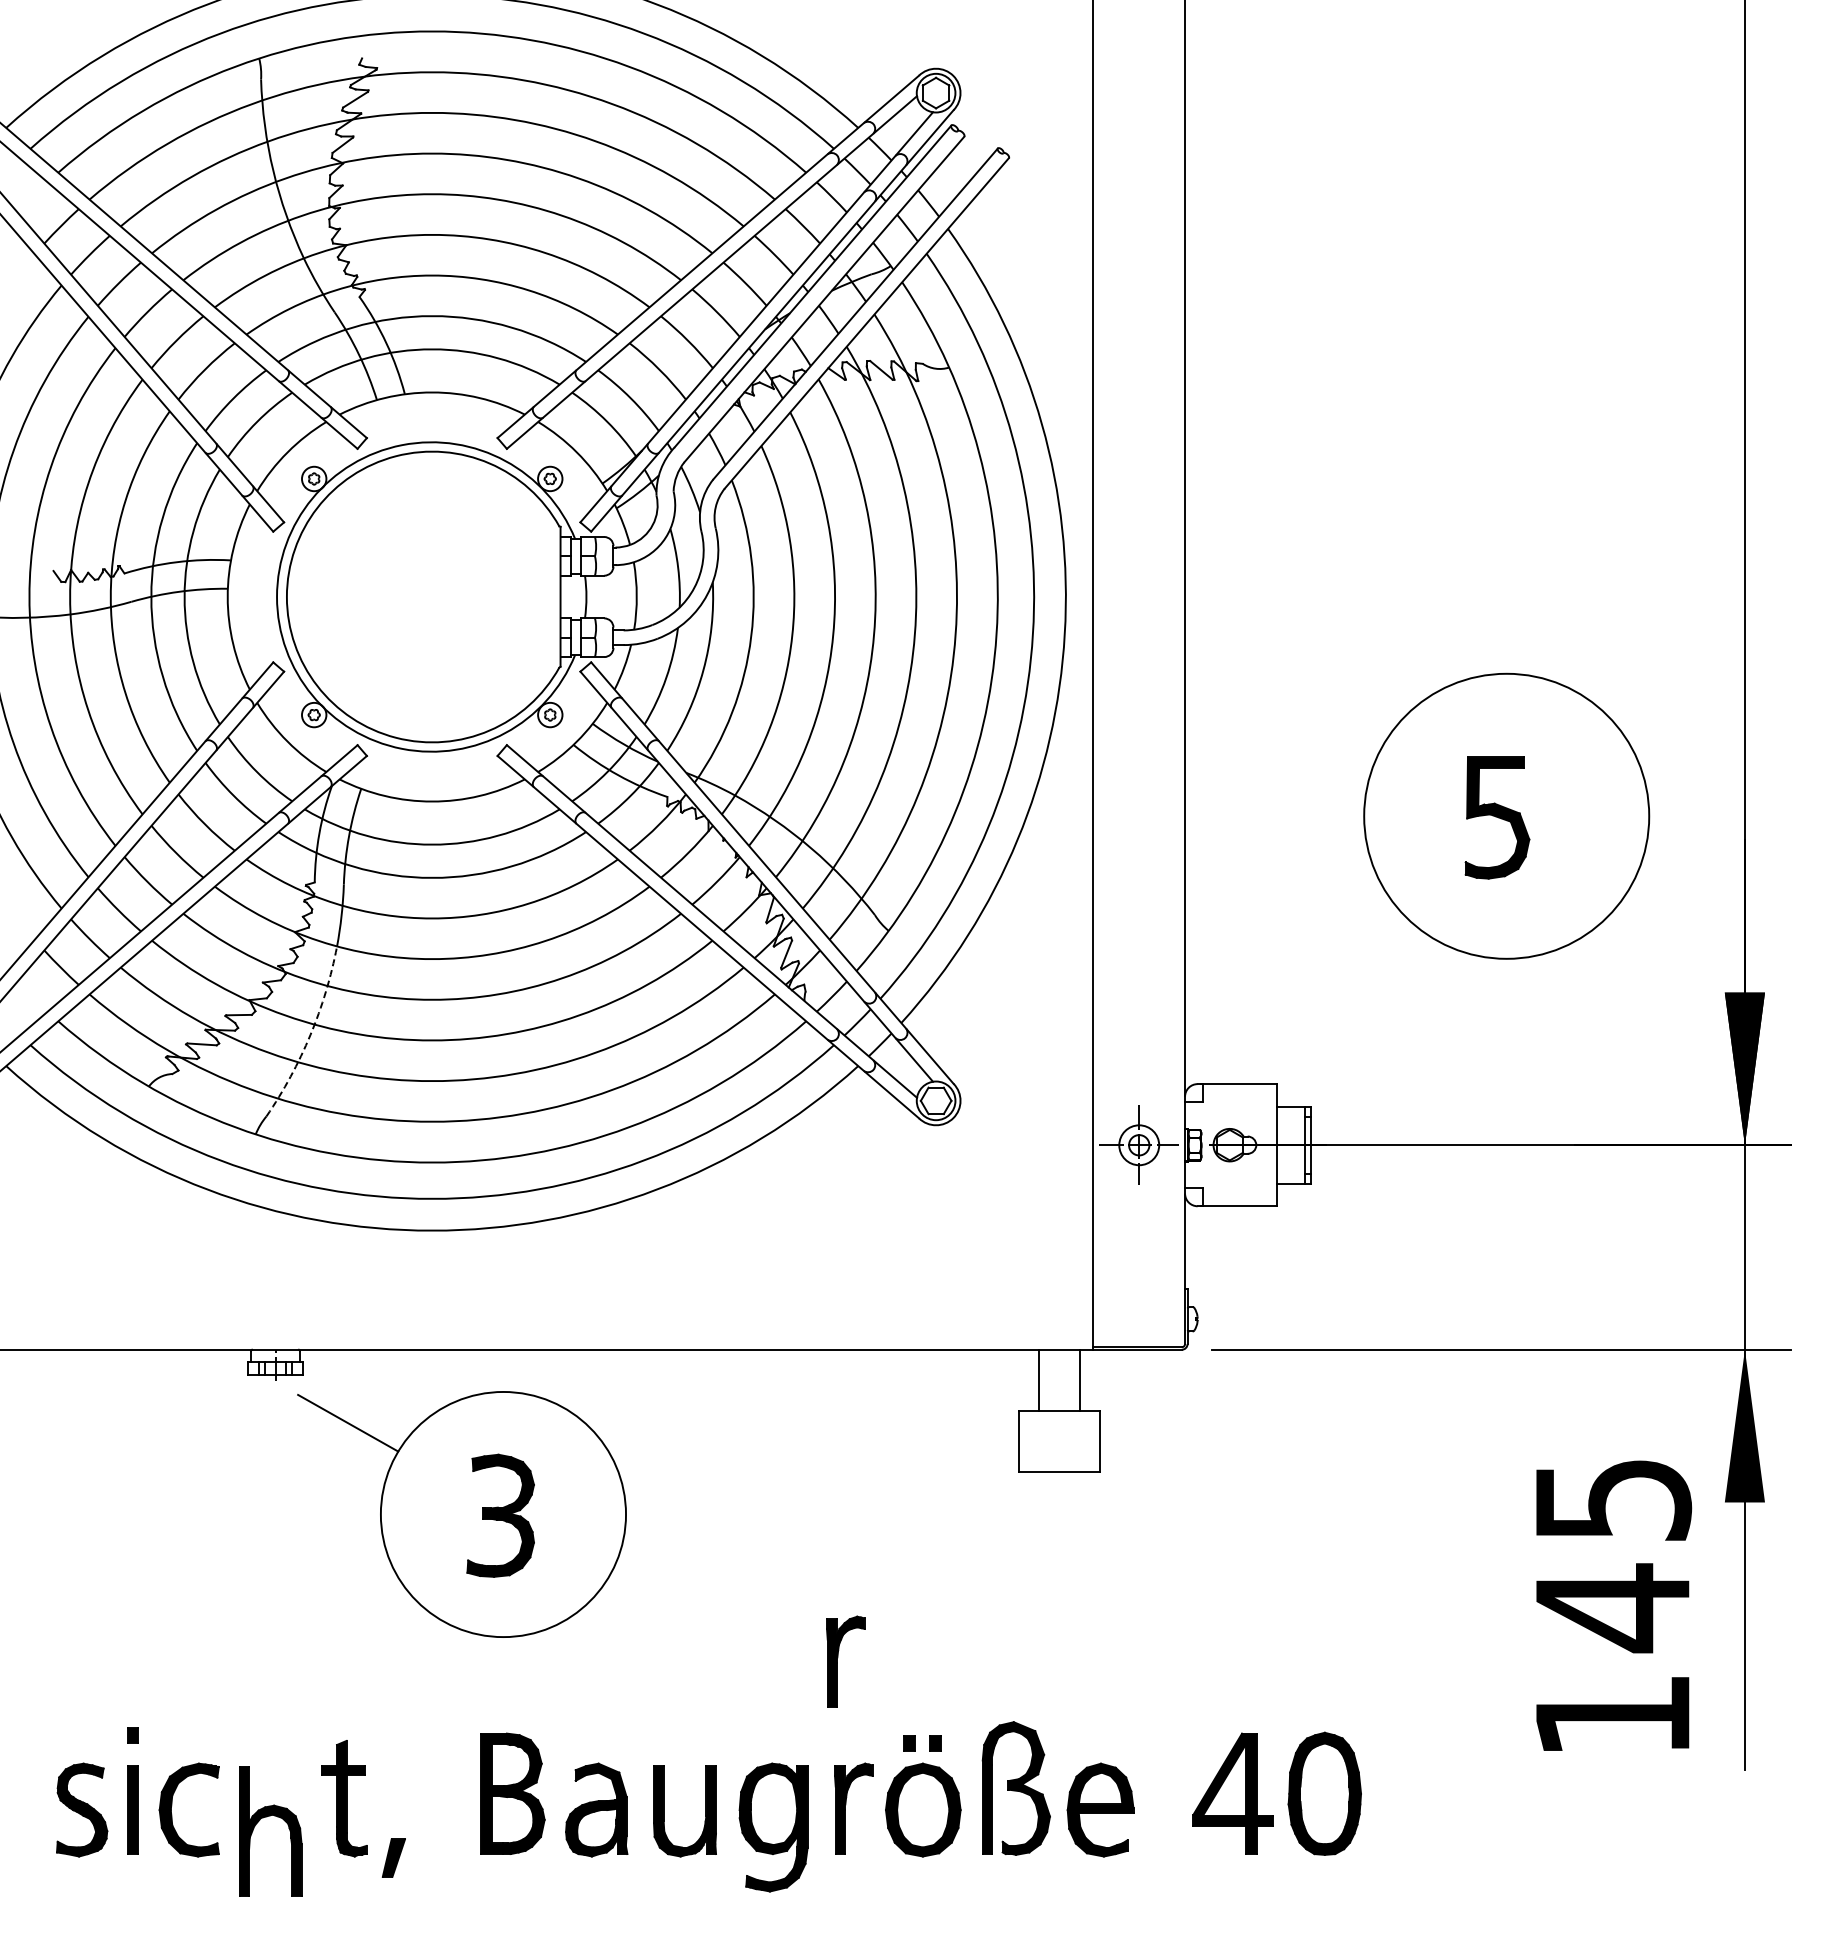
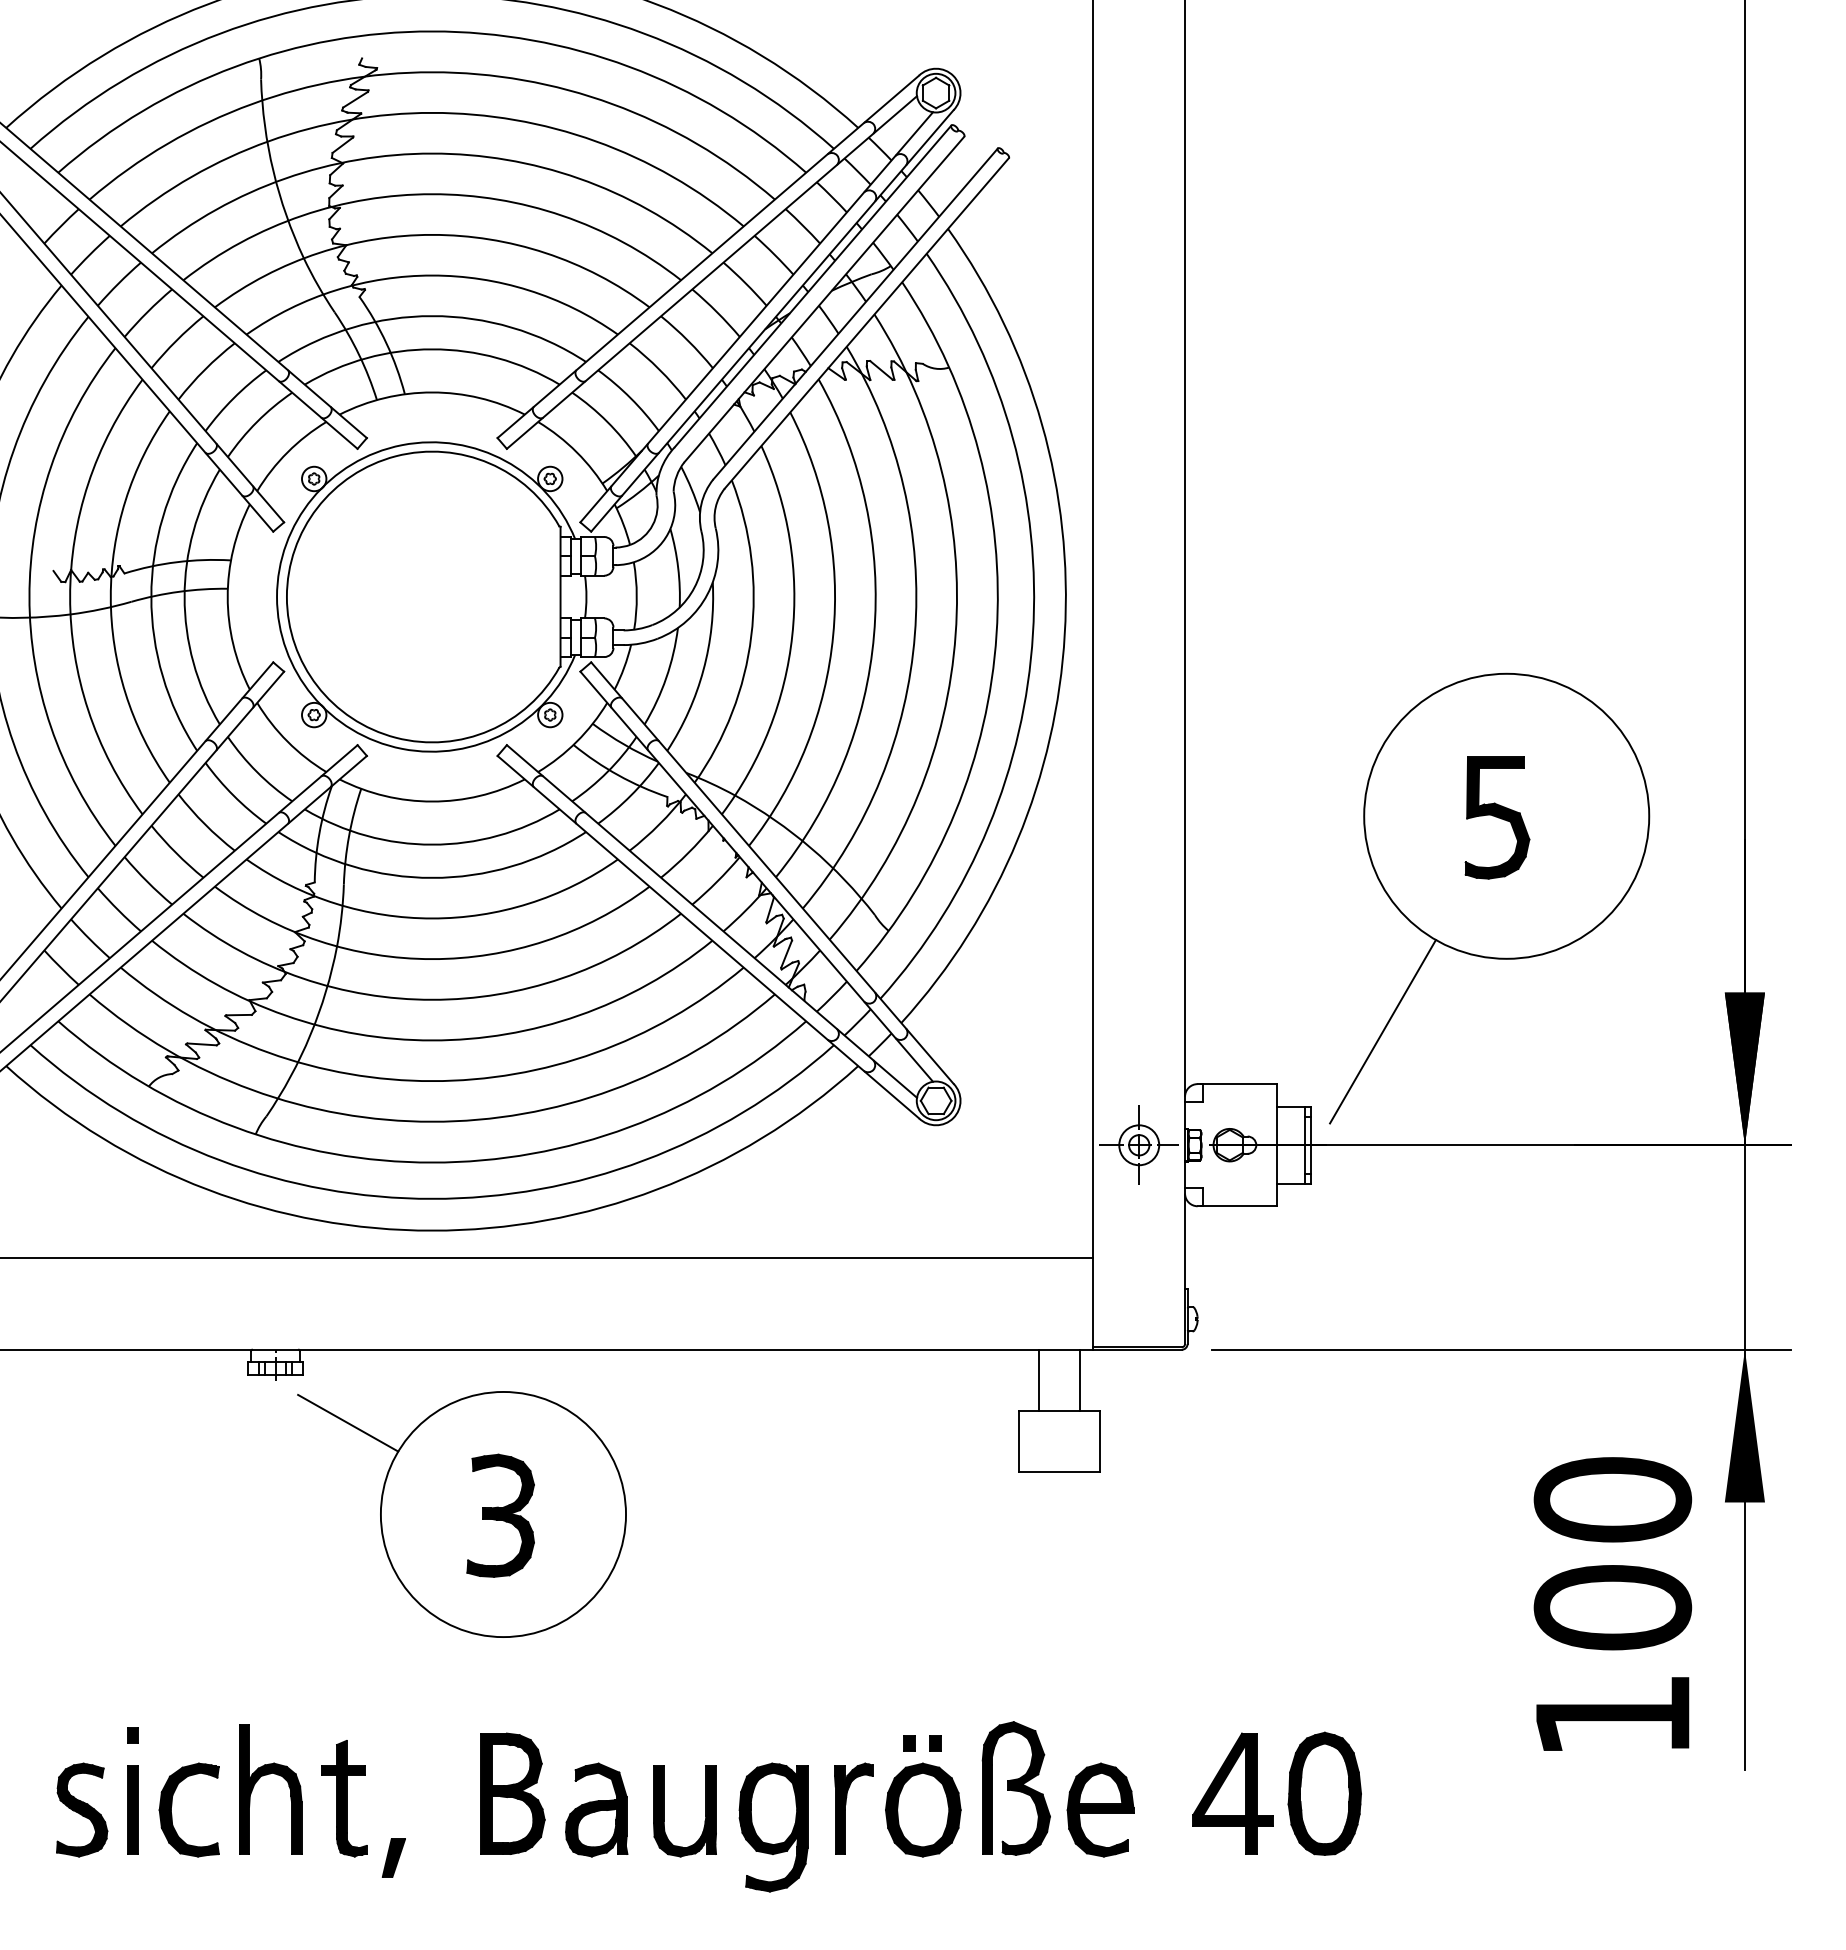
line: none -> present (1382, 1031)
arc: dashed -> solid (310, 1034)
line: none -> present (547, 1258)
text: 145 -> 100 (1612, 1555)
part: present -> none (837, 1661)
part position: (266, 1817) -> (266, 1775) (266, 1775)
